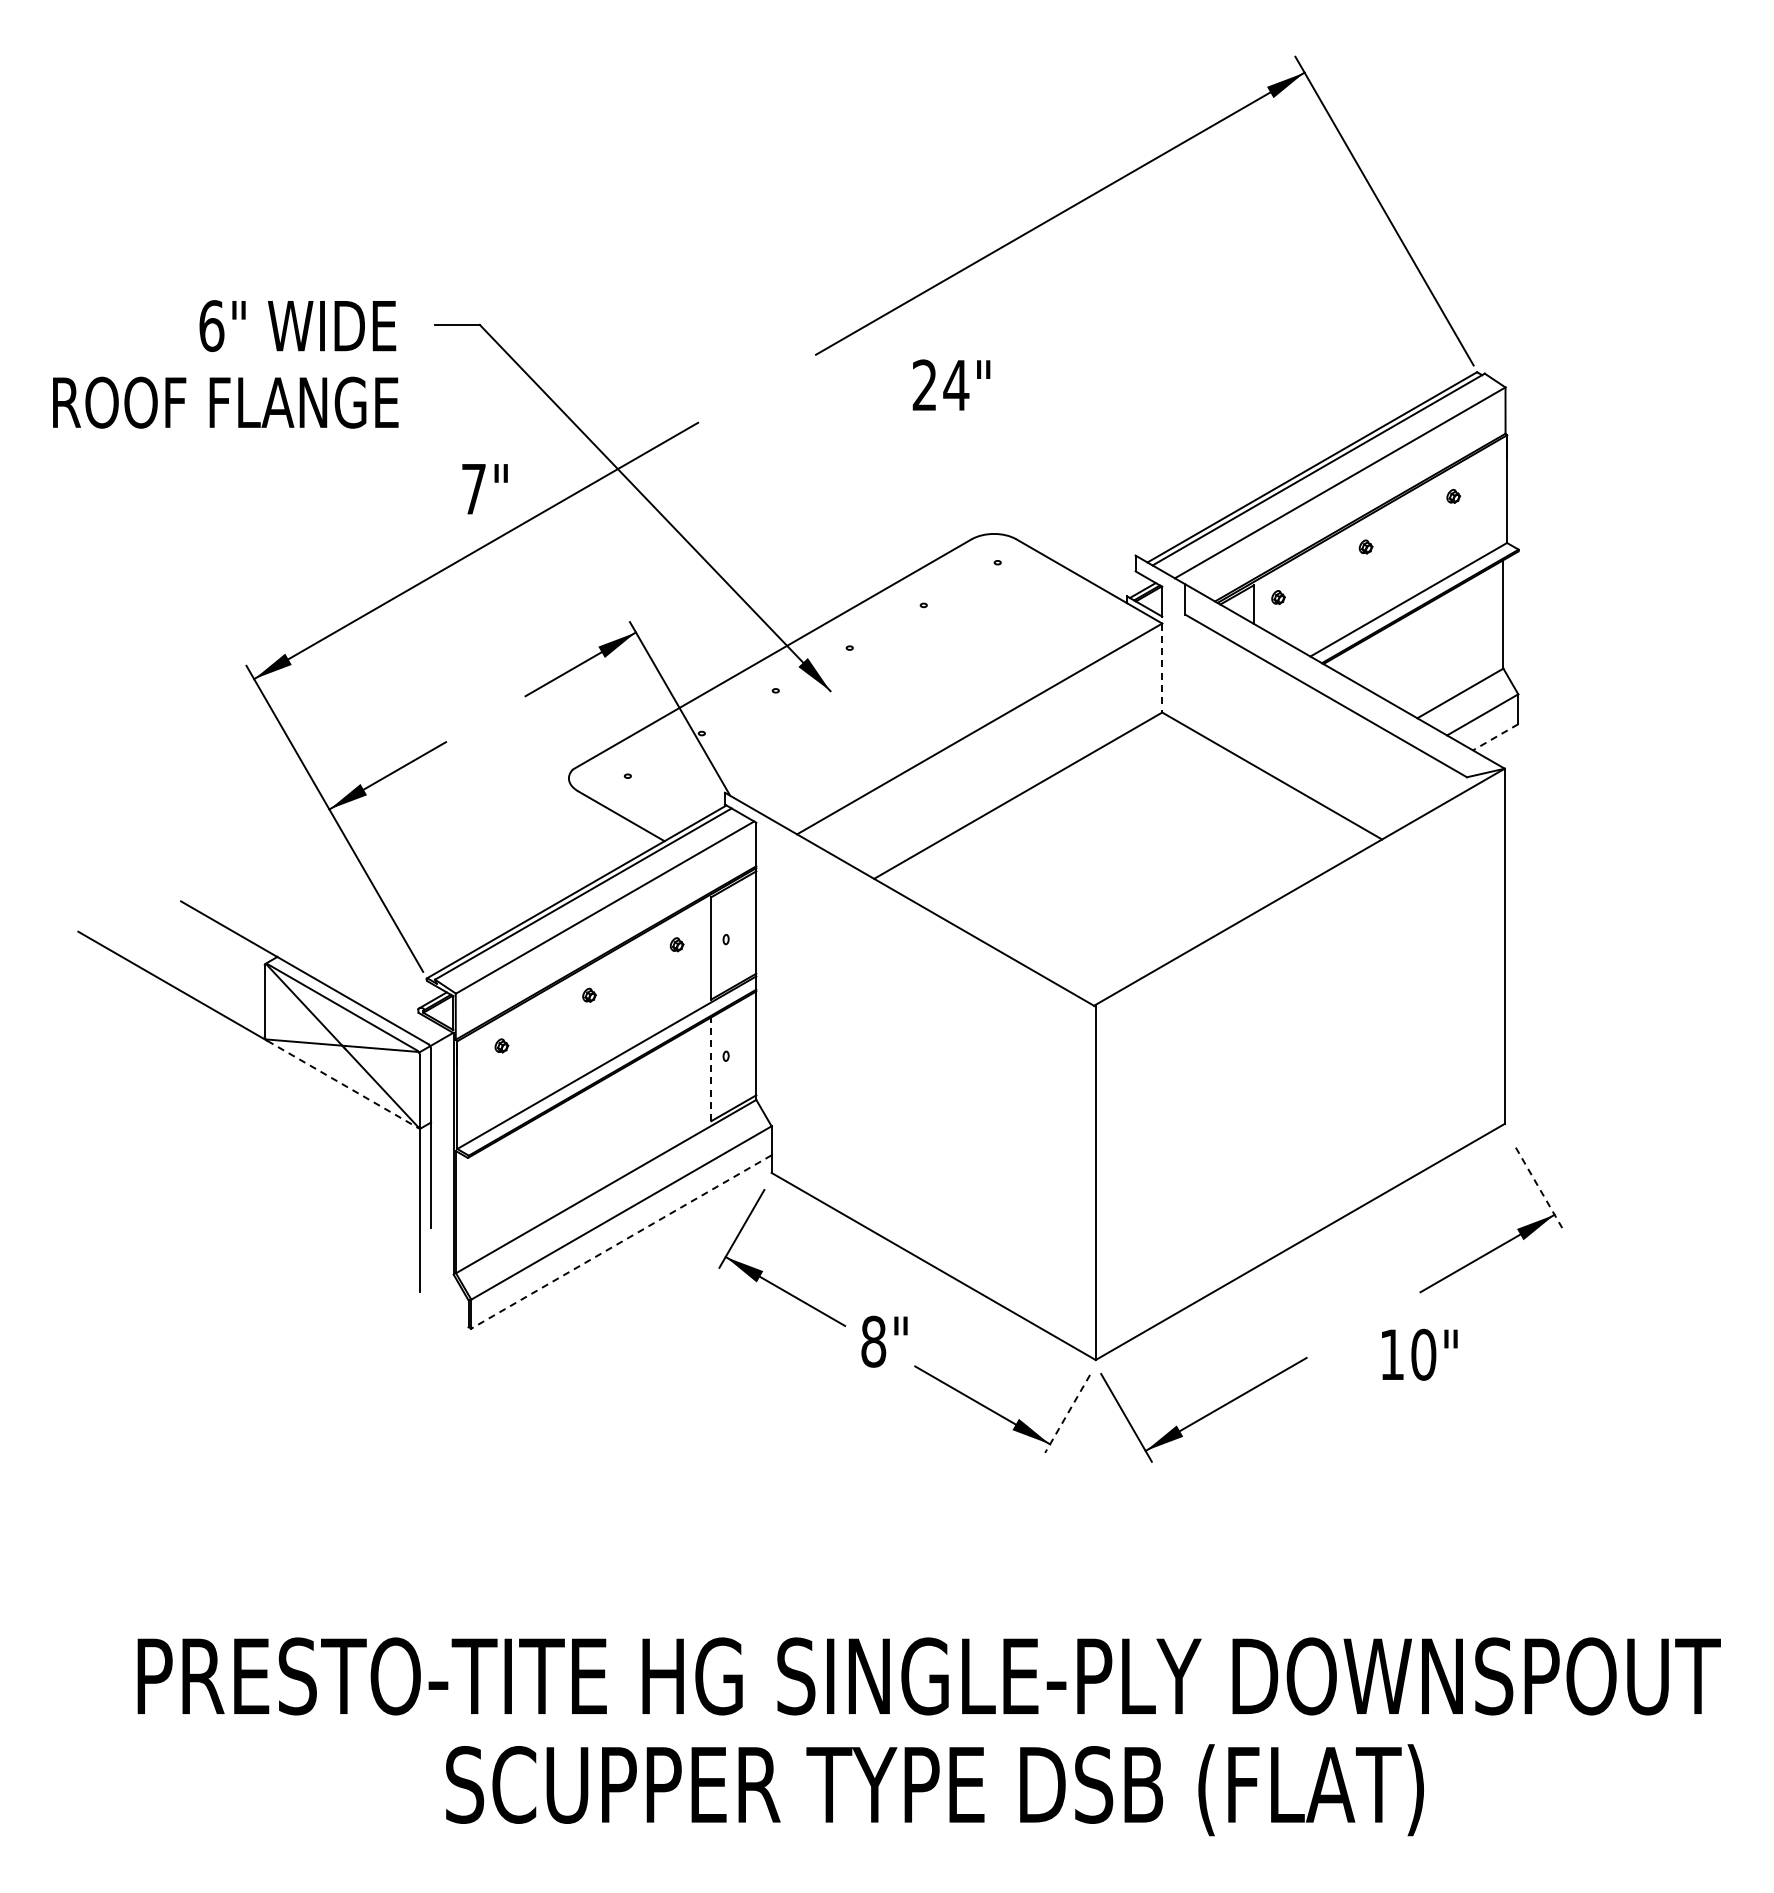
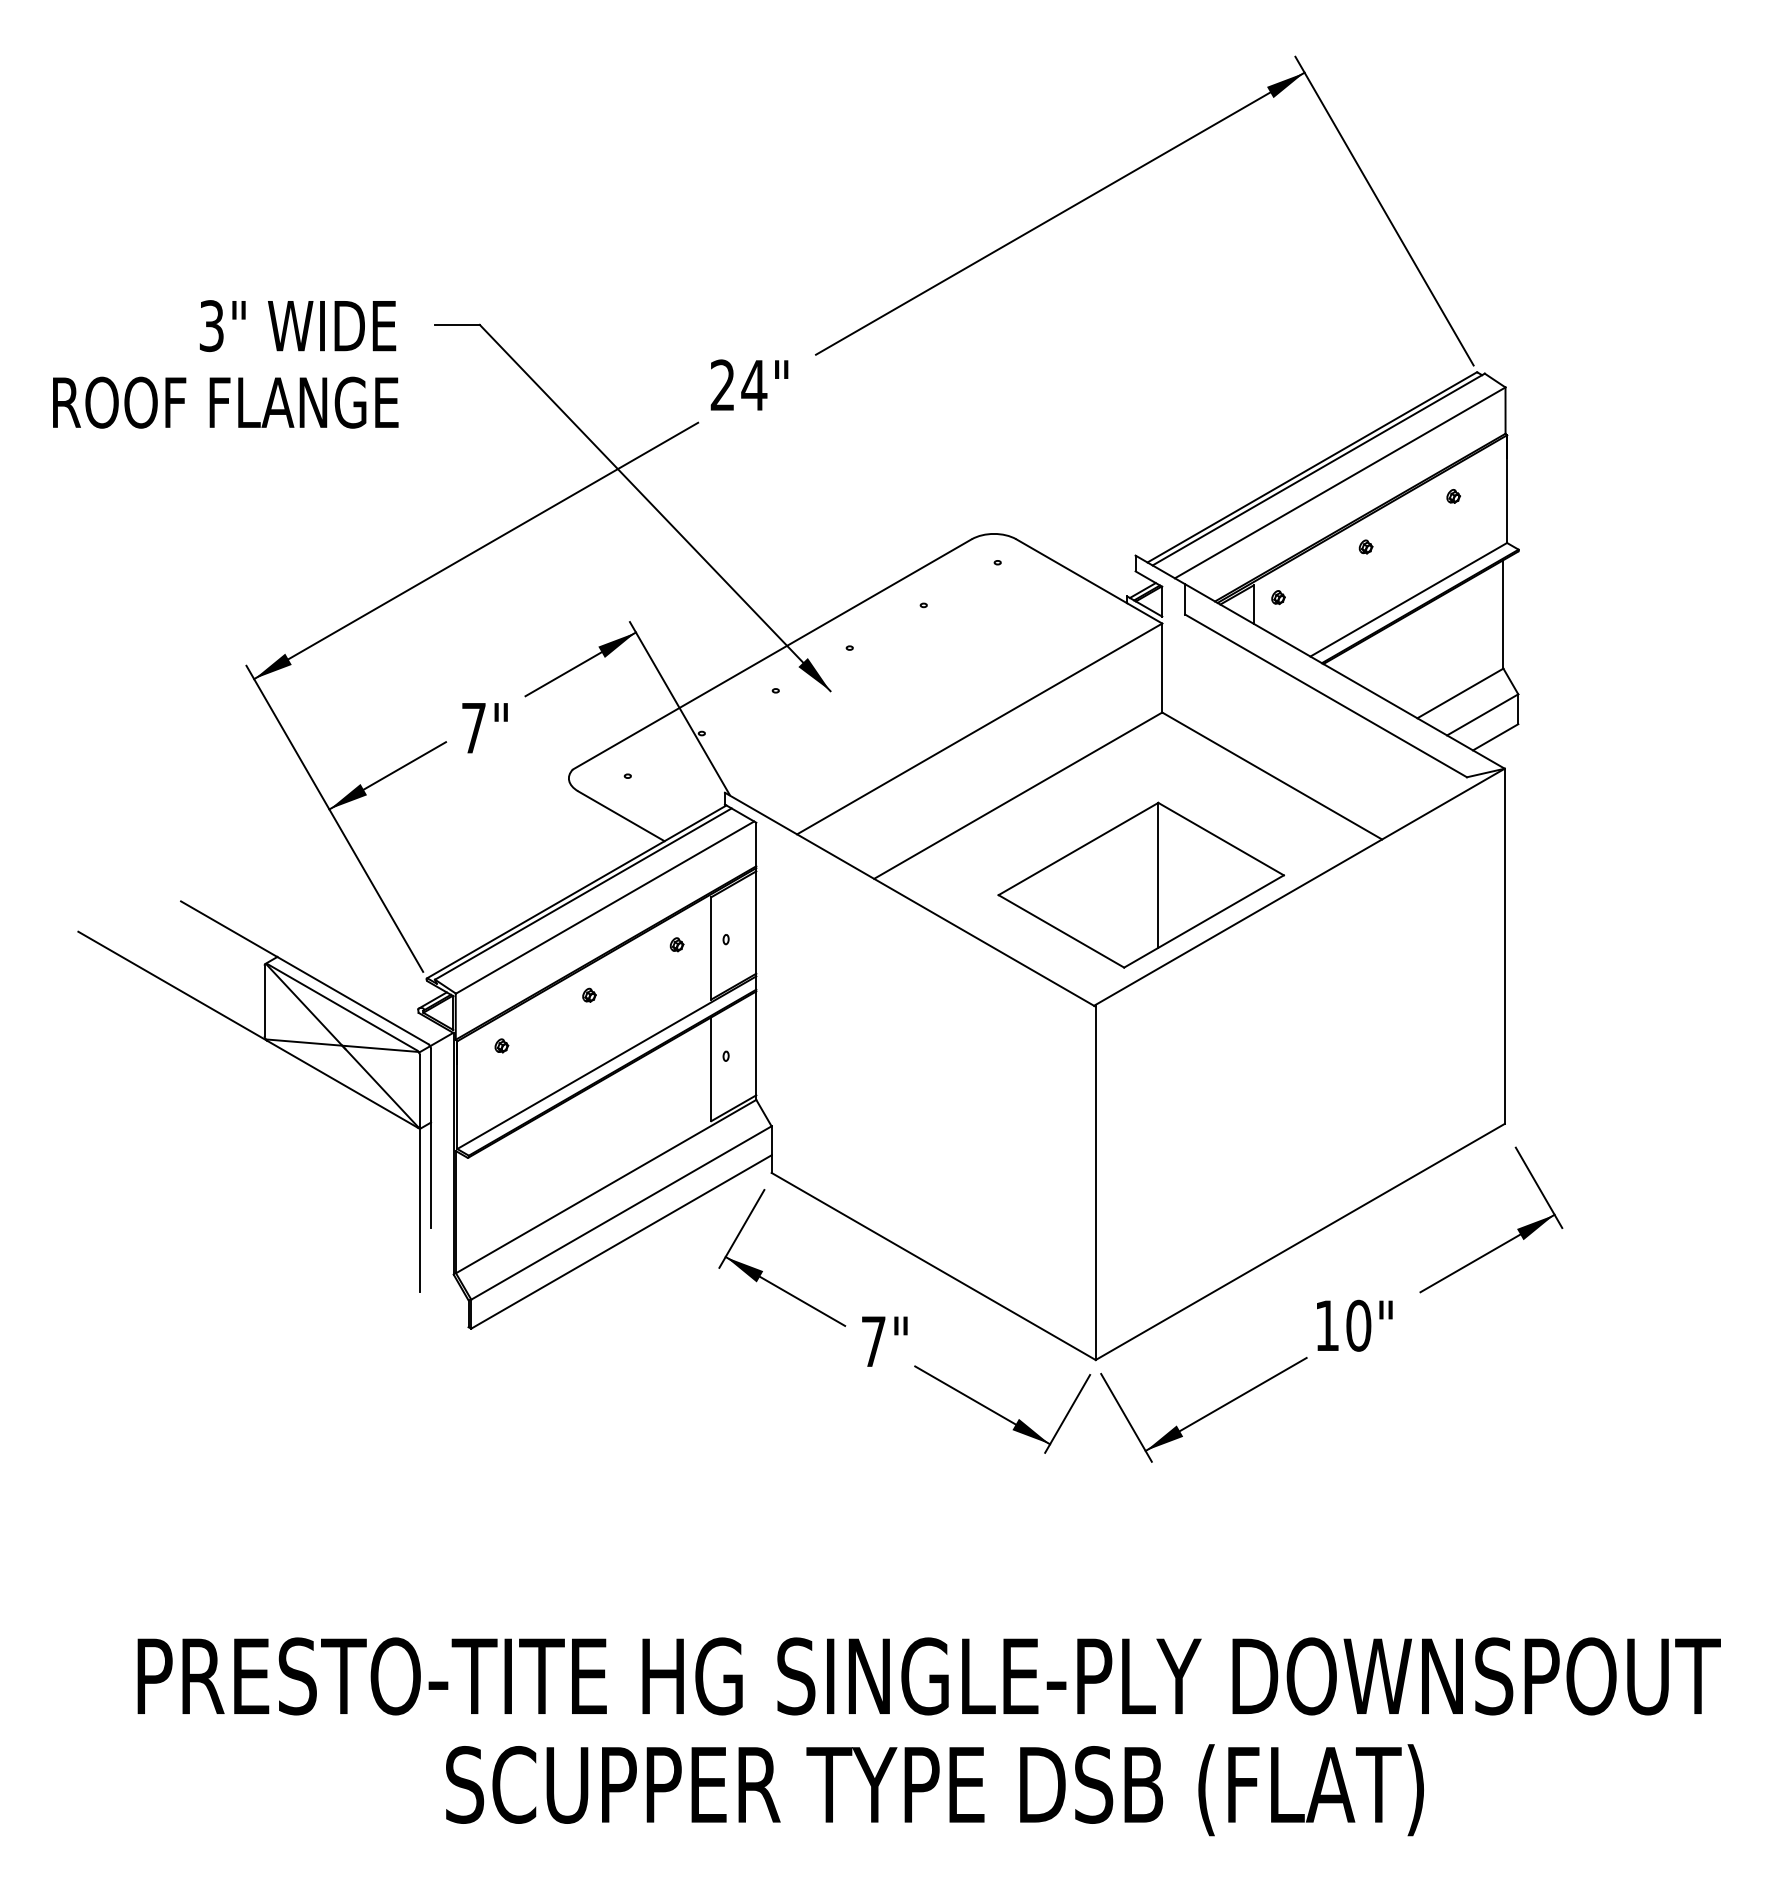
text: 6" -> 3" (211, 326)
text position: (951, 384) -> (749, 384) (749, 384)
text position: (484, 489) -> (484, 728) (484, 728)
line: dashed -> solid (1162, 668)
line: dashed -> solid (1495, 737)
part: none -> present (1140, 884)
line: dashed -> solid (711, 1069)
line: dashed -> solid (344, 1085)
line: dashed -> solid (1539, 1188)
line: dashed -> solid (621, 1242)
text: 8" -> 7" (873, 1341)
text position: (1419, 1354) -> (1354, 1325) (1354, 1325)
line: dashed -> solid (1067, 1413)
